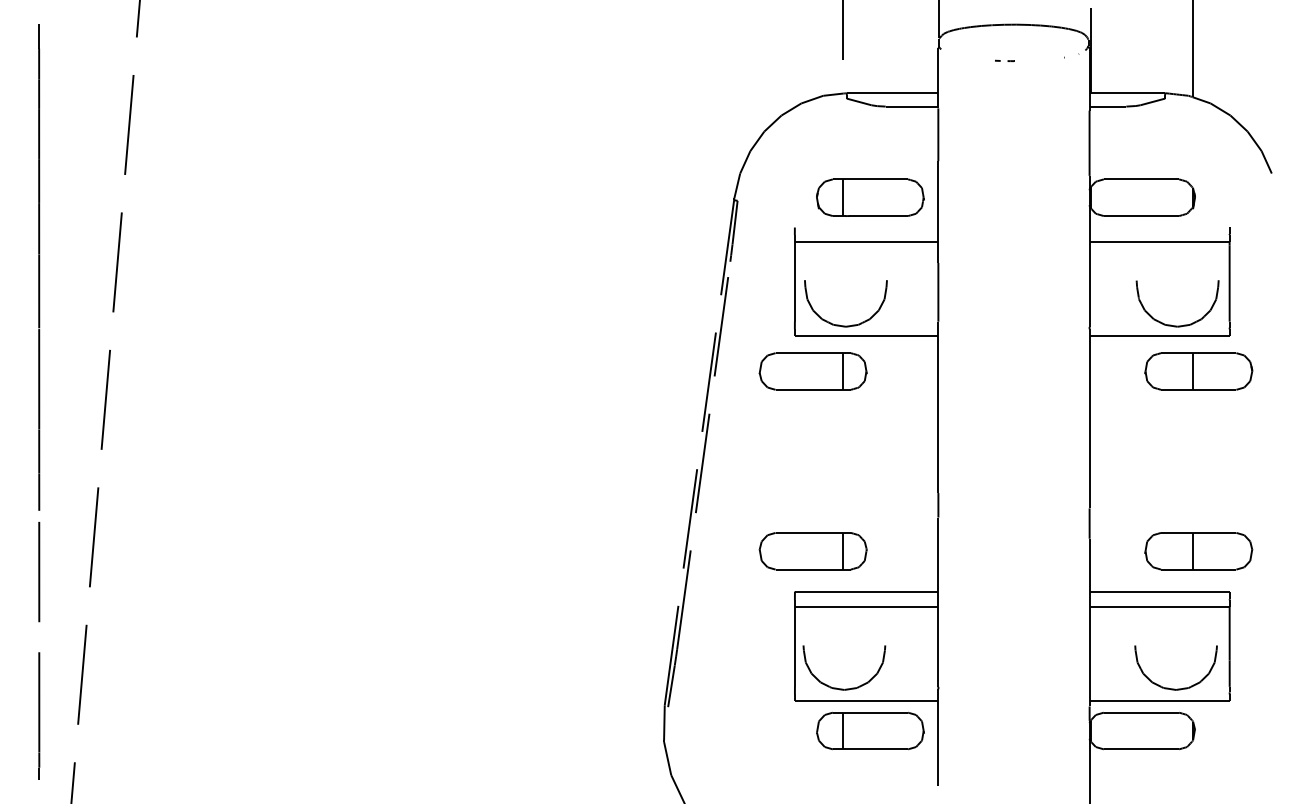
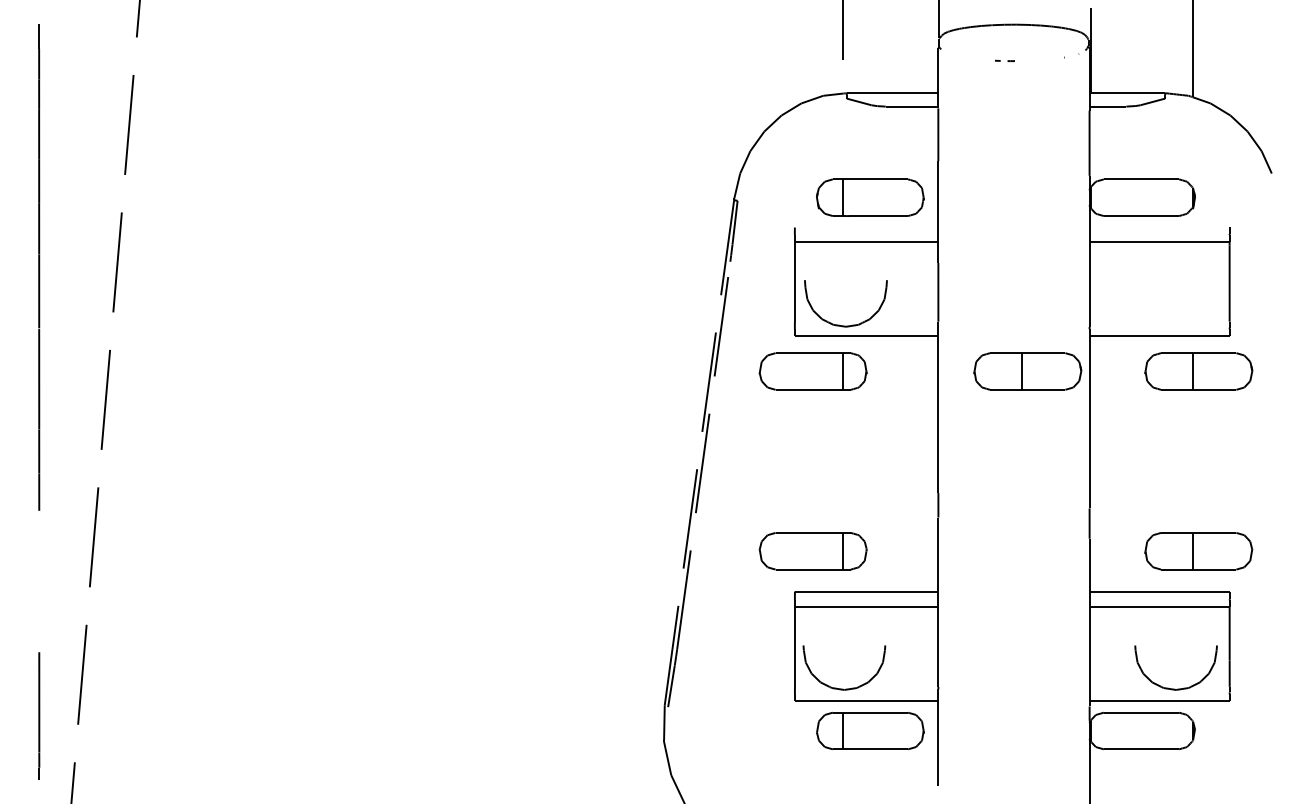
part: present -> none (1171, 324)
part: none -> present (1027, 371)
line: present -> none (39, 572)
